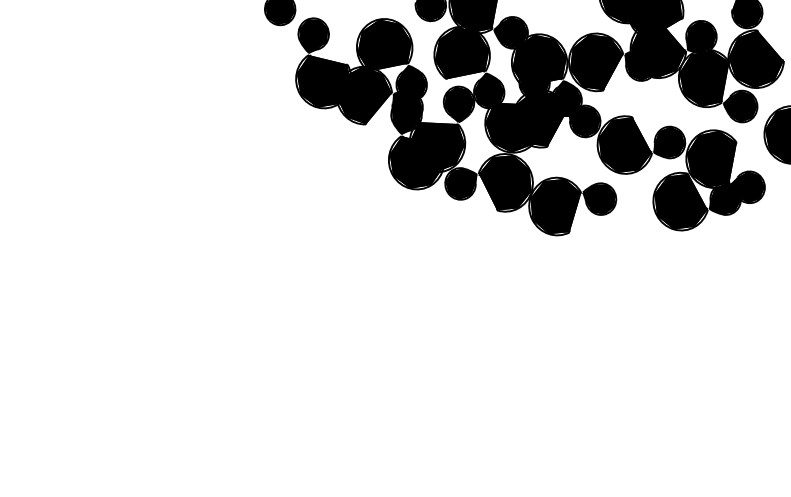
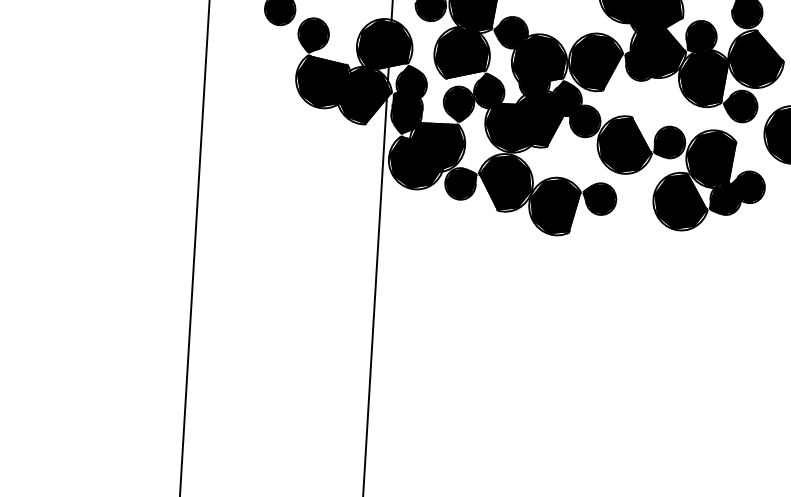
line: none -> present (194, 247)
line: none -> present (377, 247)
